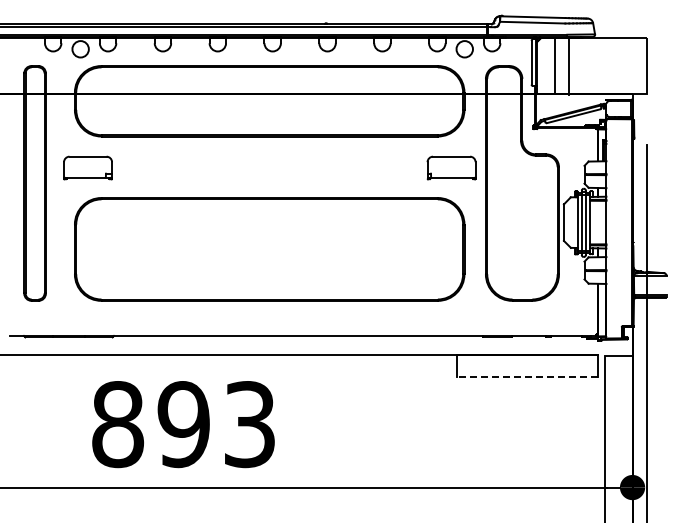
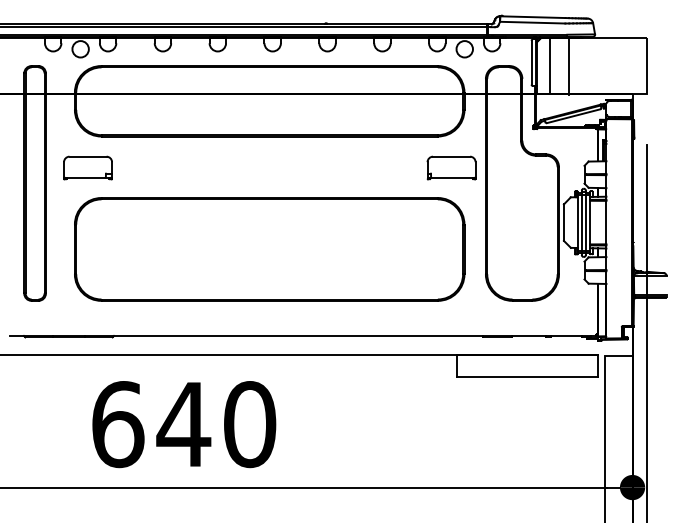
line position: (554, 66) -> (549, 66) (549, 66)
line: dashed -> solid (526, 377)
text: 893 -> 640 (184, 424)
